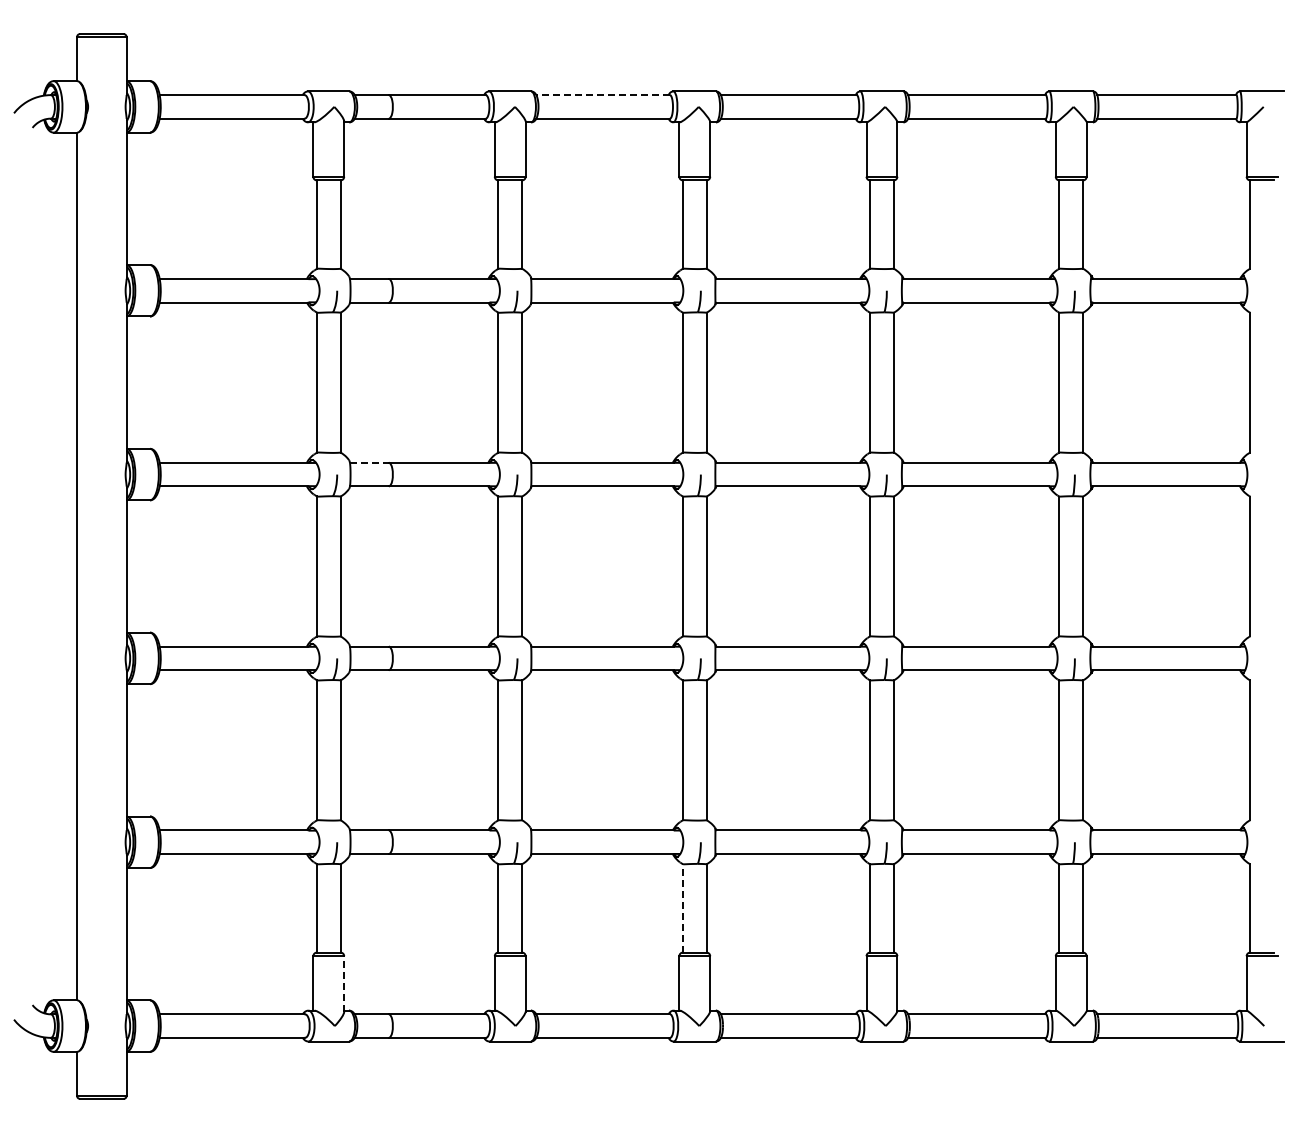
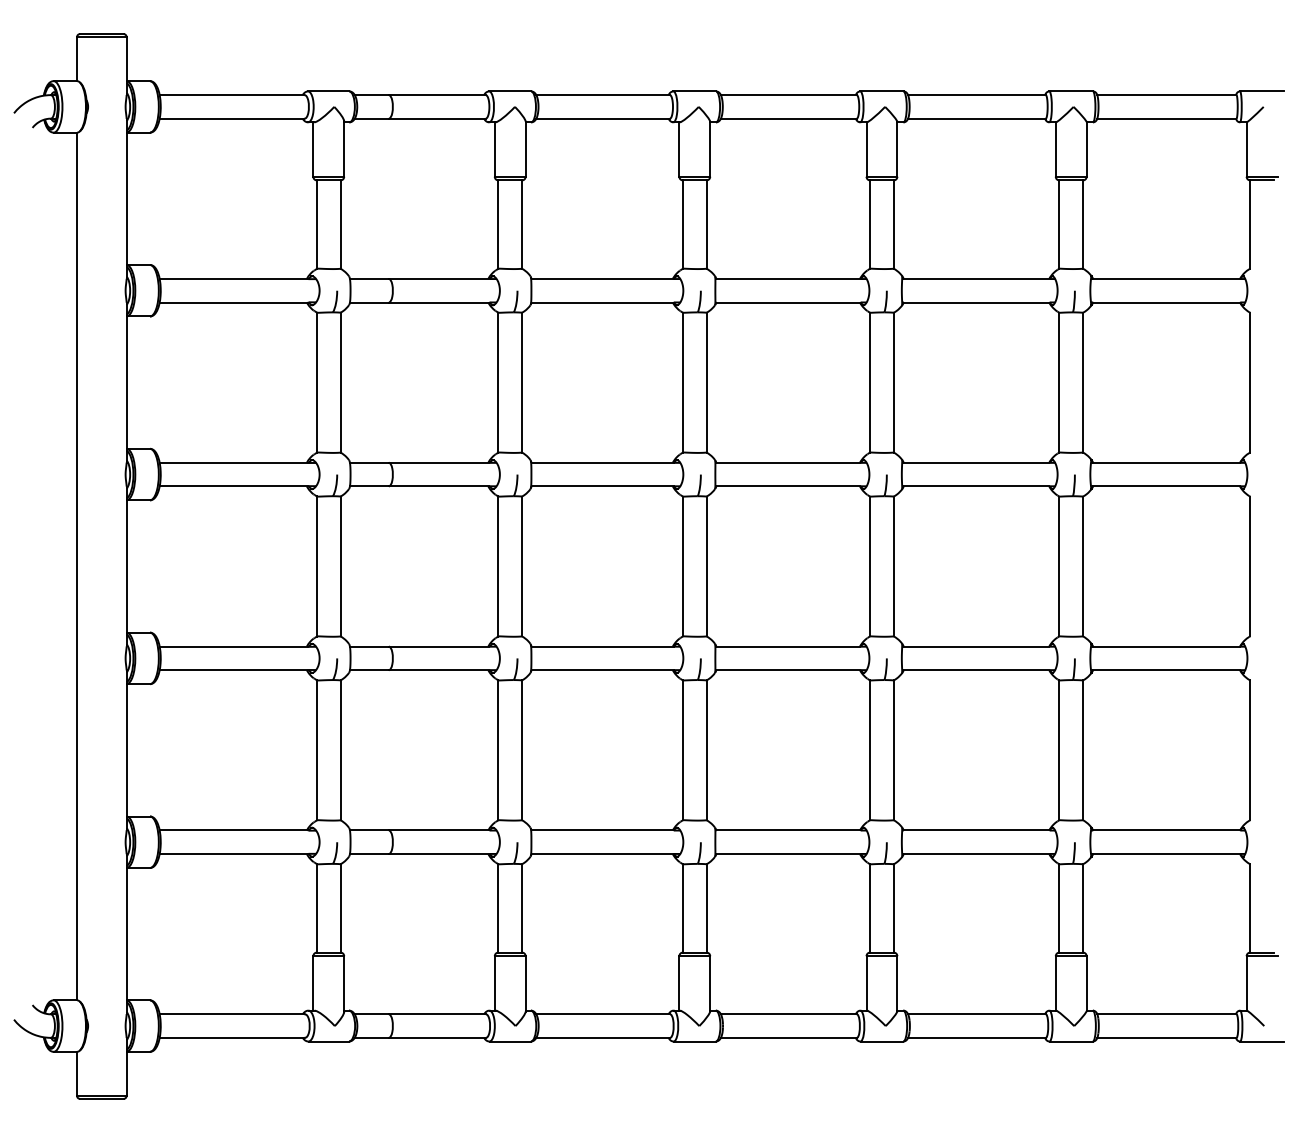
line: dashed -> solid (603, 95)
line: dashed -> solid (369, 462)
line: dashed -> solid (683, 907)
line: dashed -> solid (344, 984)
